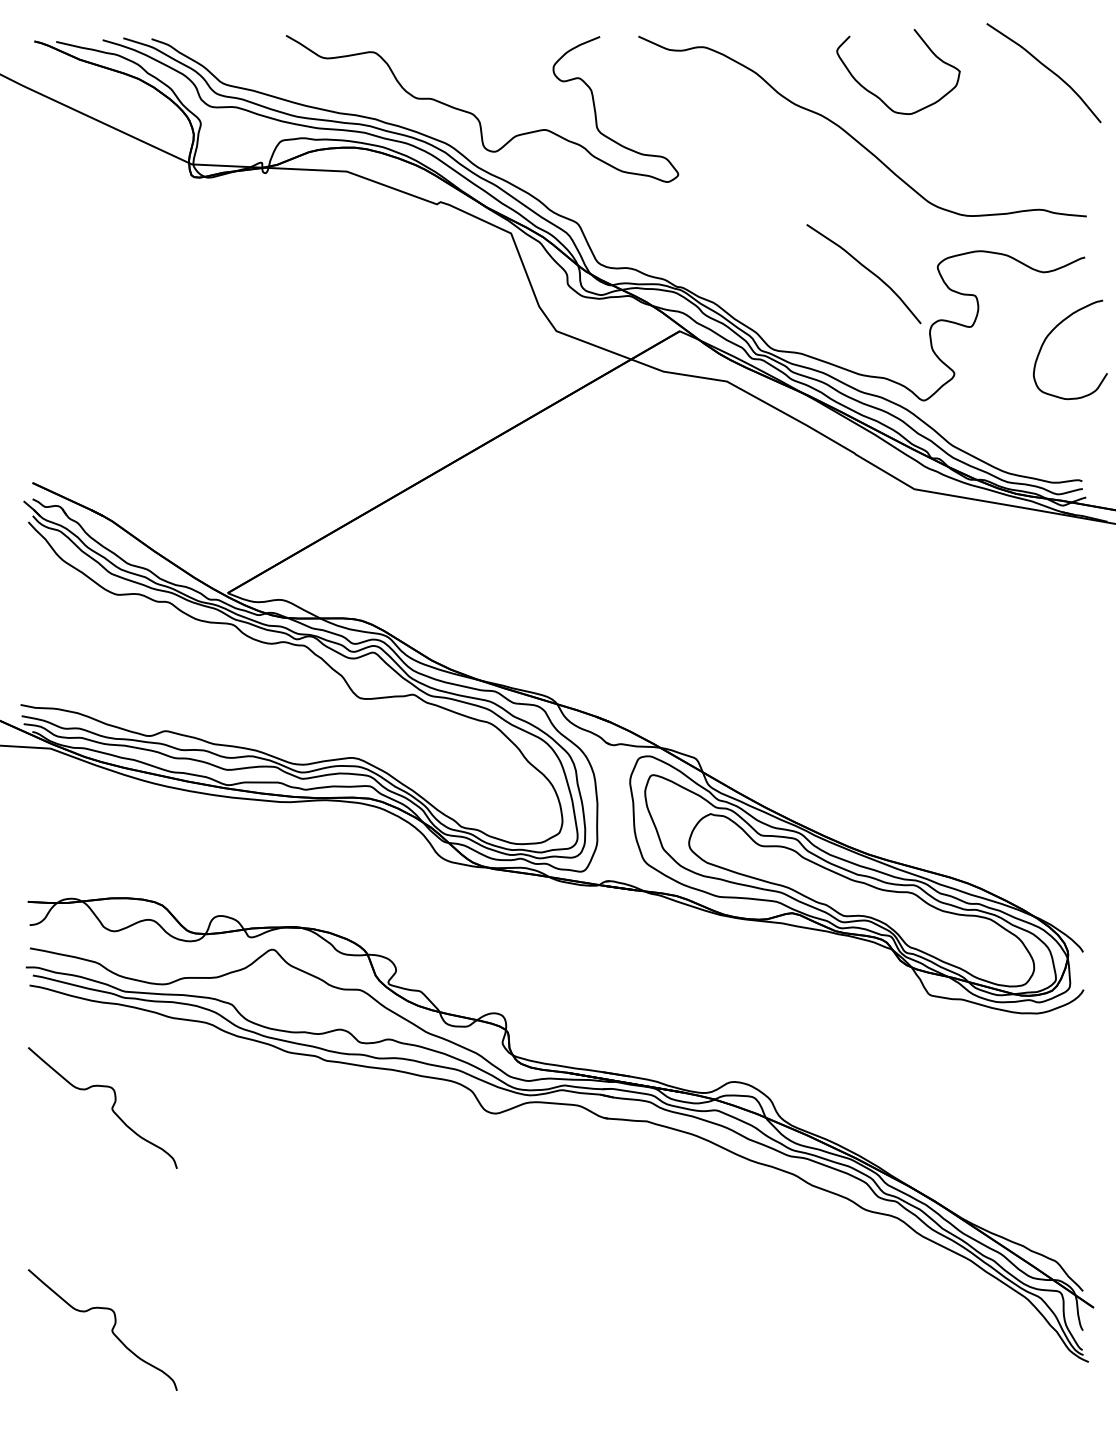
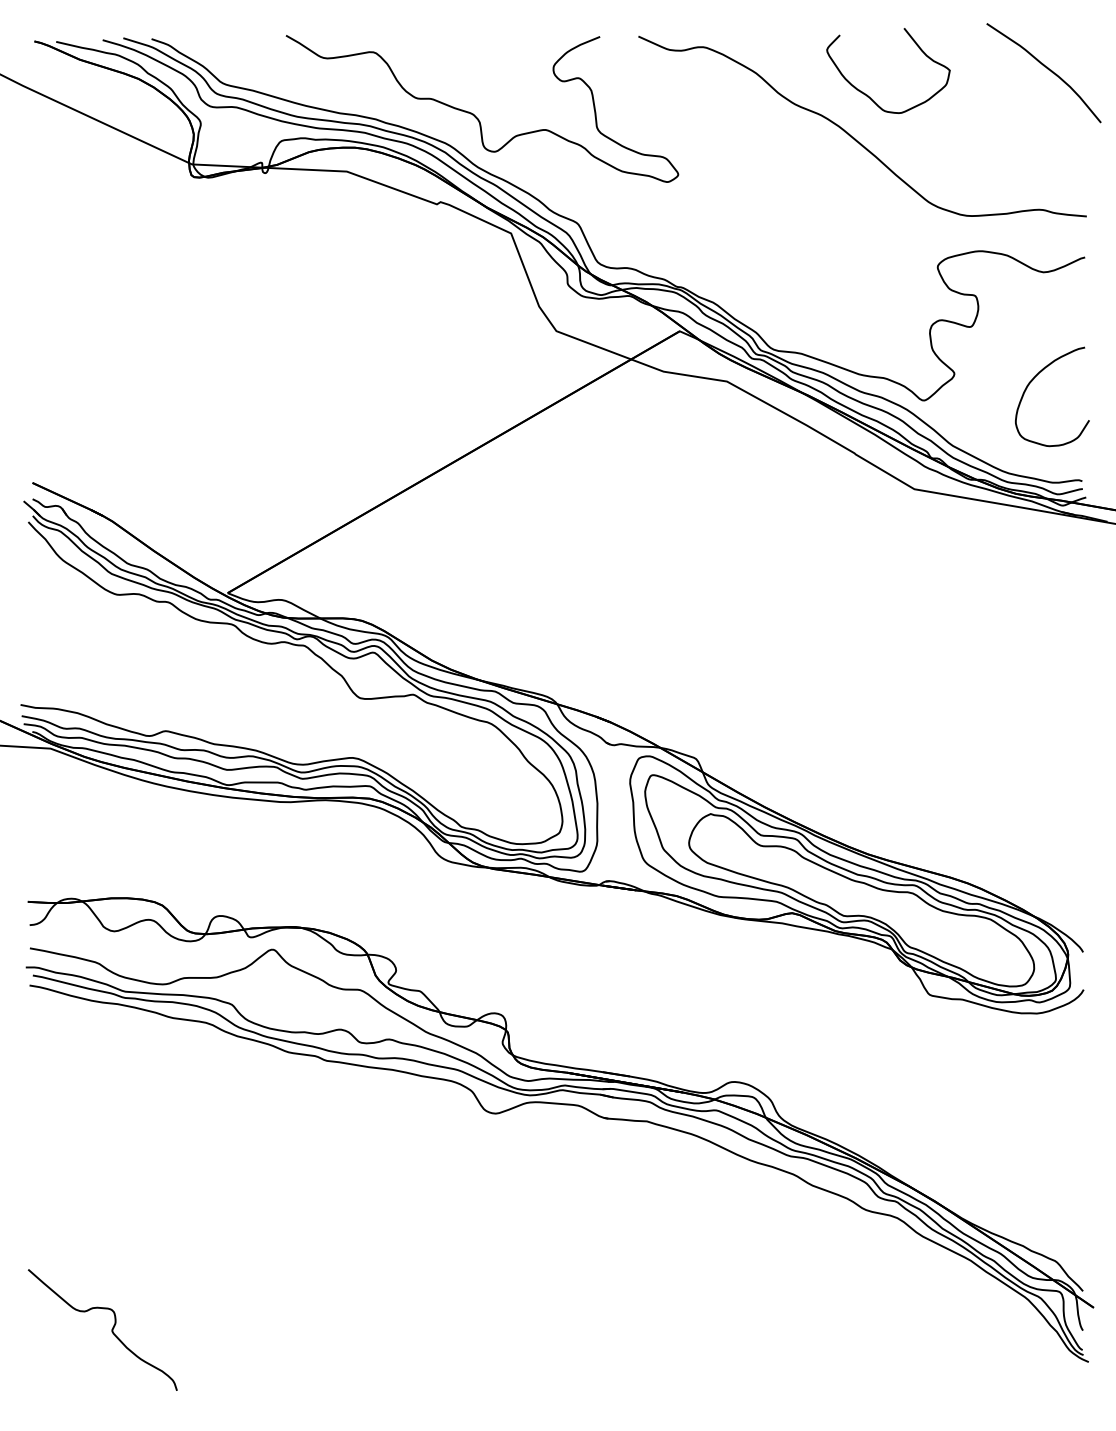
curve position: (877, 95) -> (867, 94) (867, 94)
curve: present -> none (867, 270)
curve position: (1051, 333) -> (1033, 380) (1033, 380)
curve: present -> none (111, 1107)
